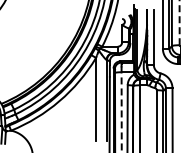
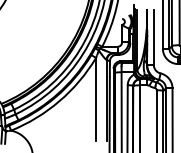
line: dashed -> solid (179, 22)
line: dashed -> solid (121, 109)
